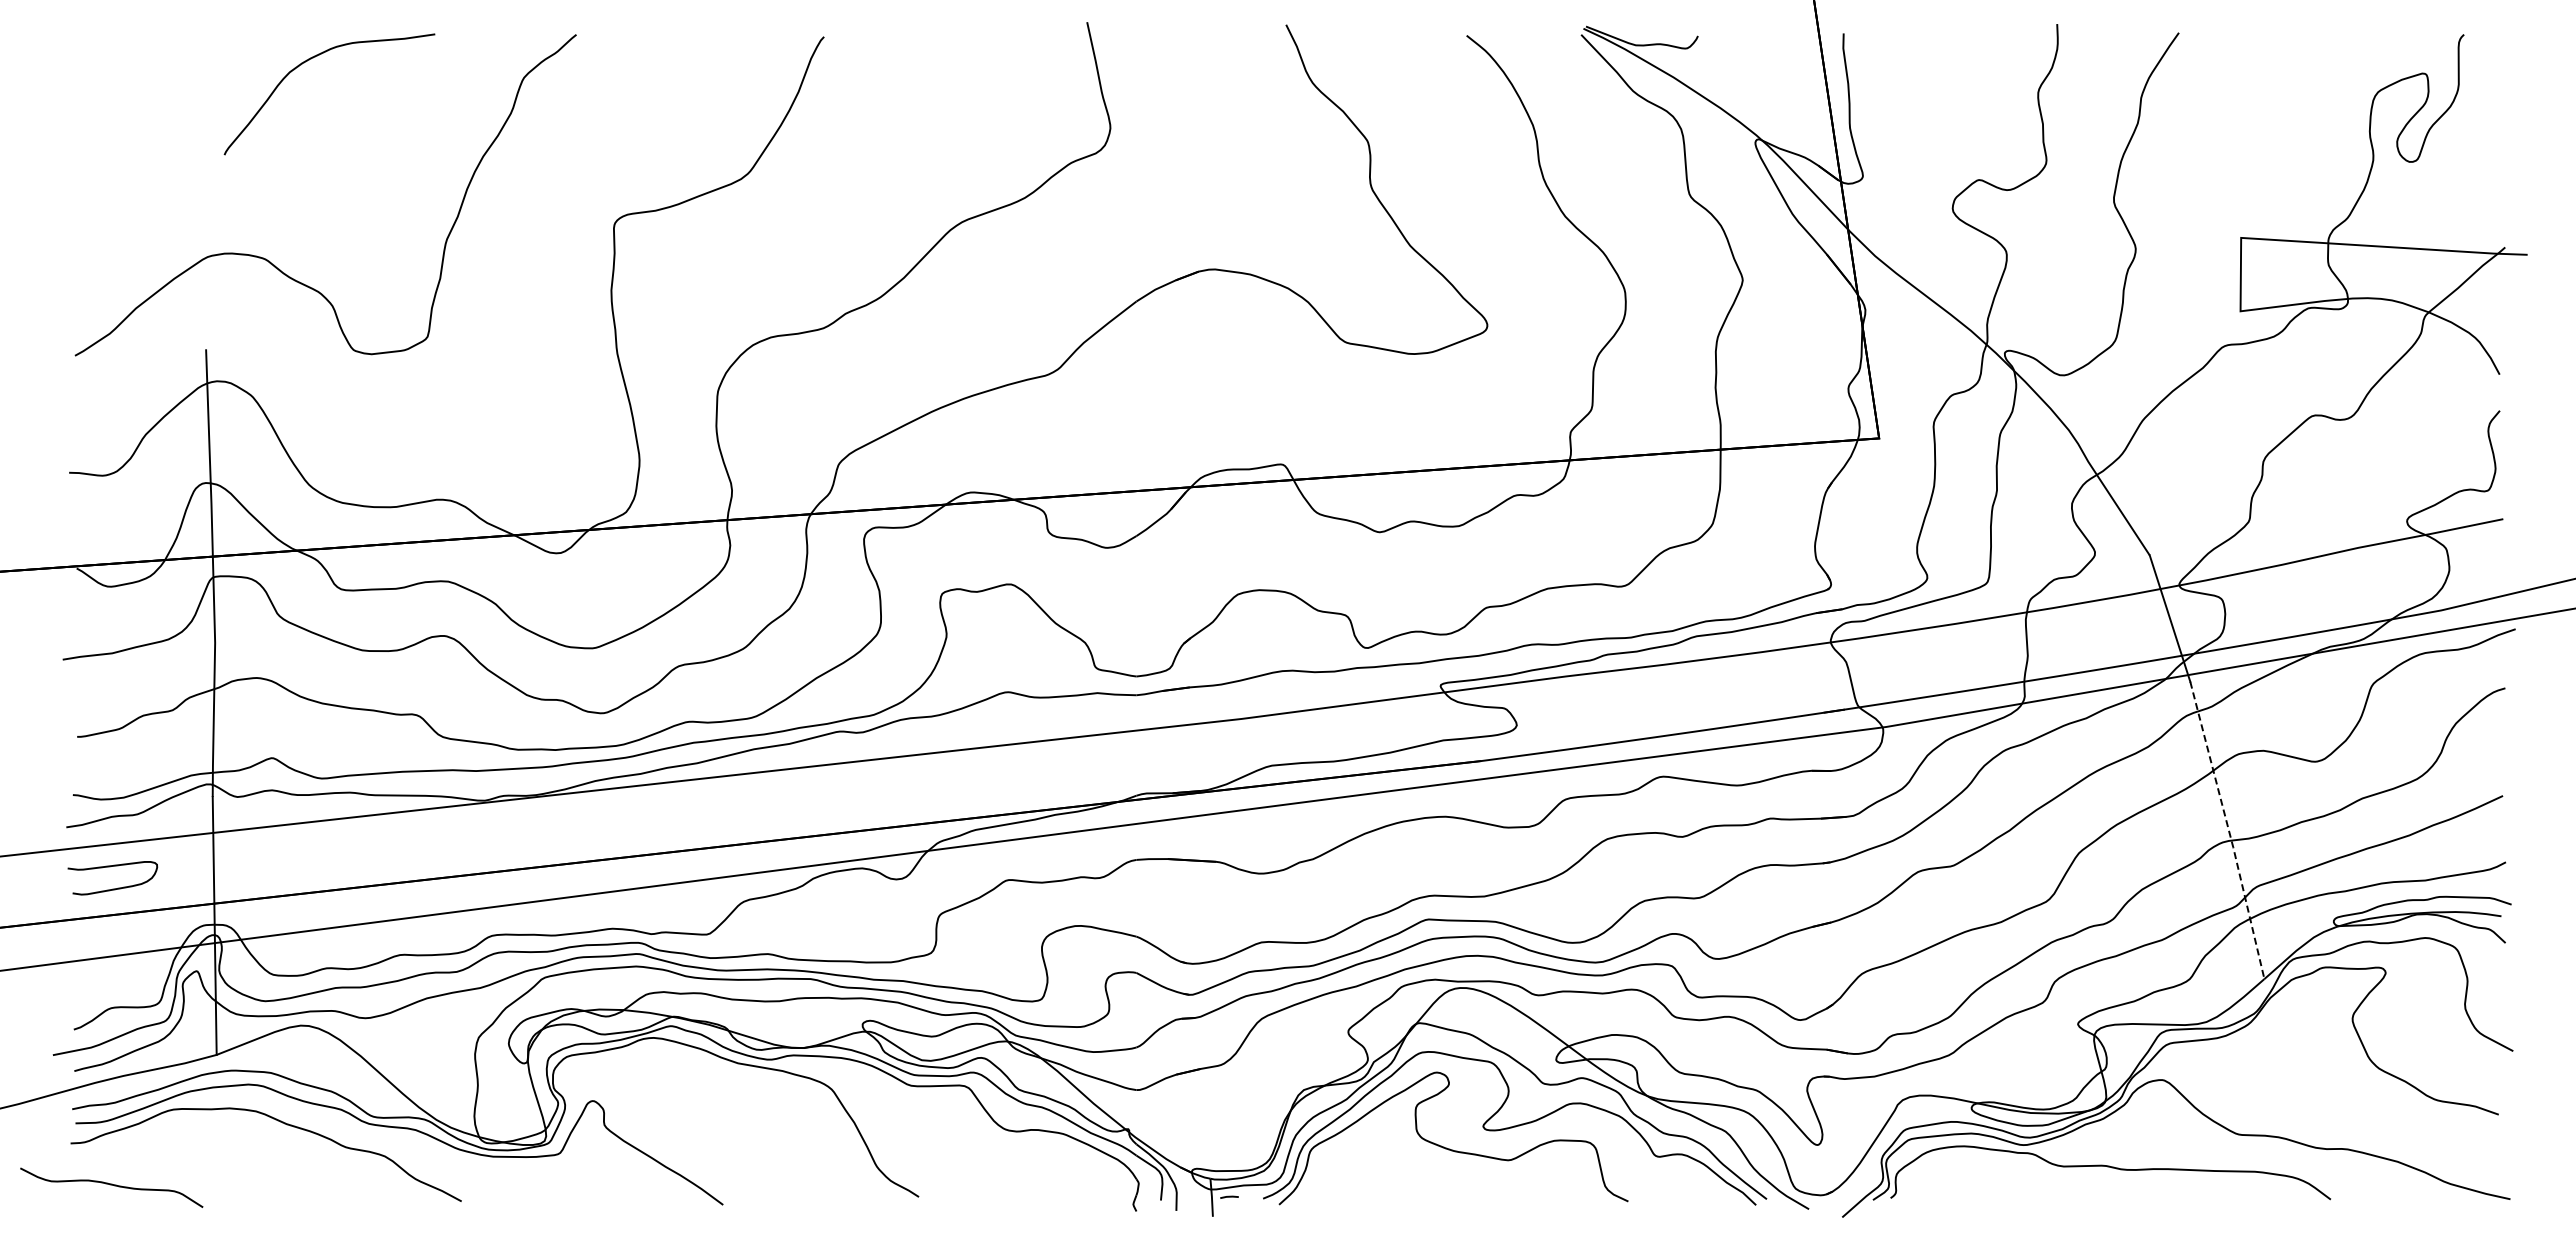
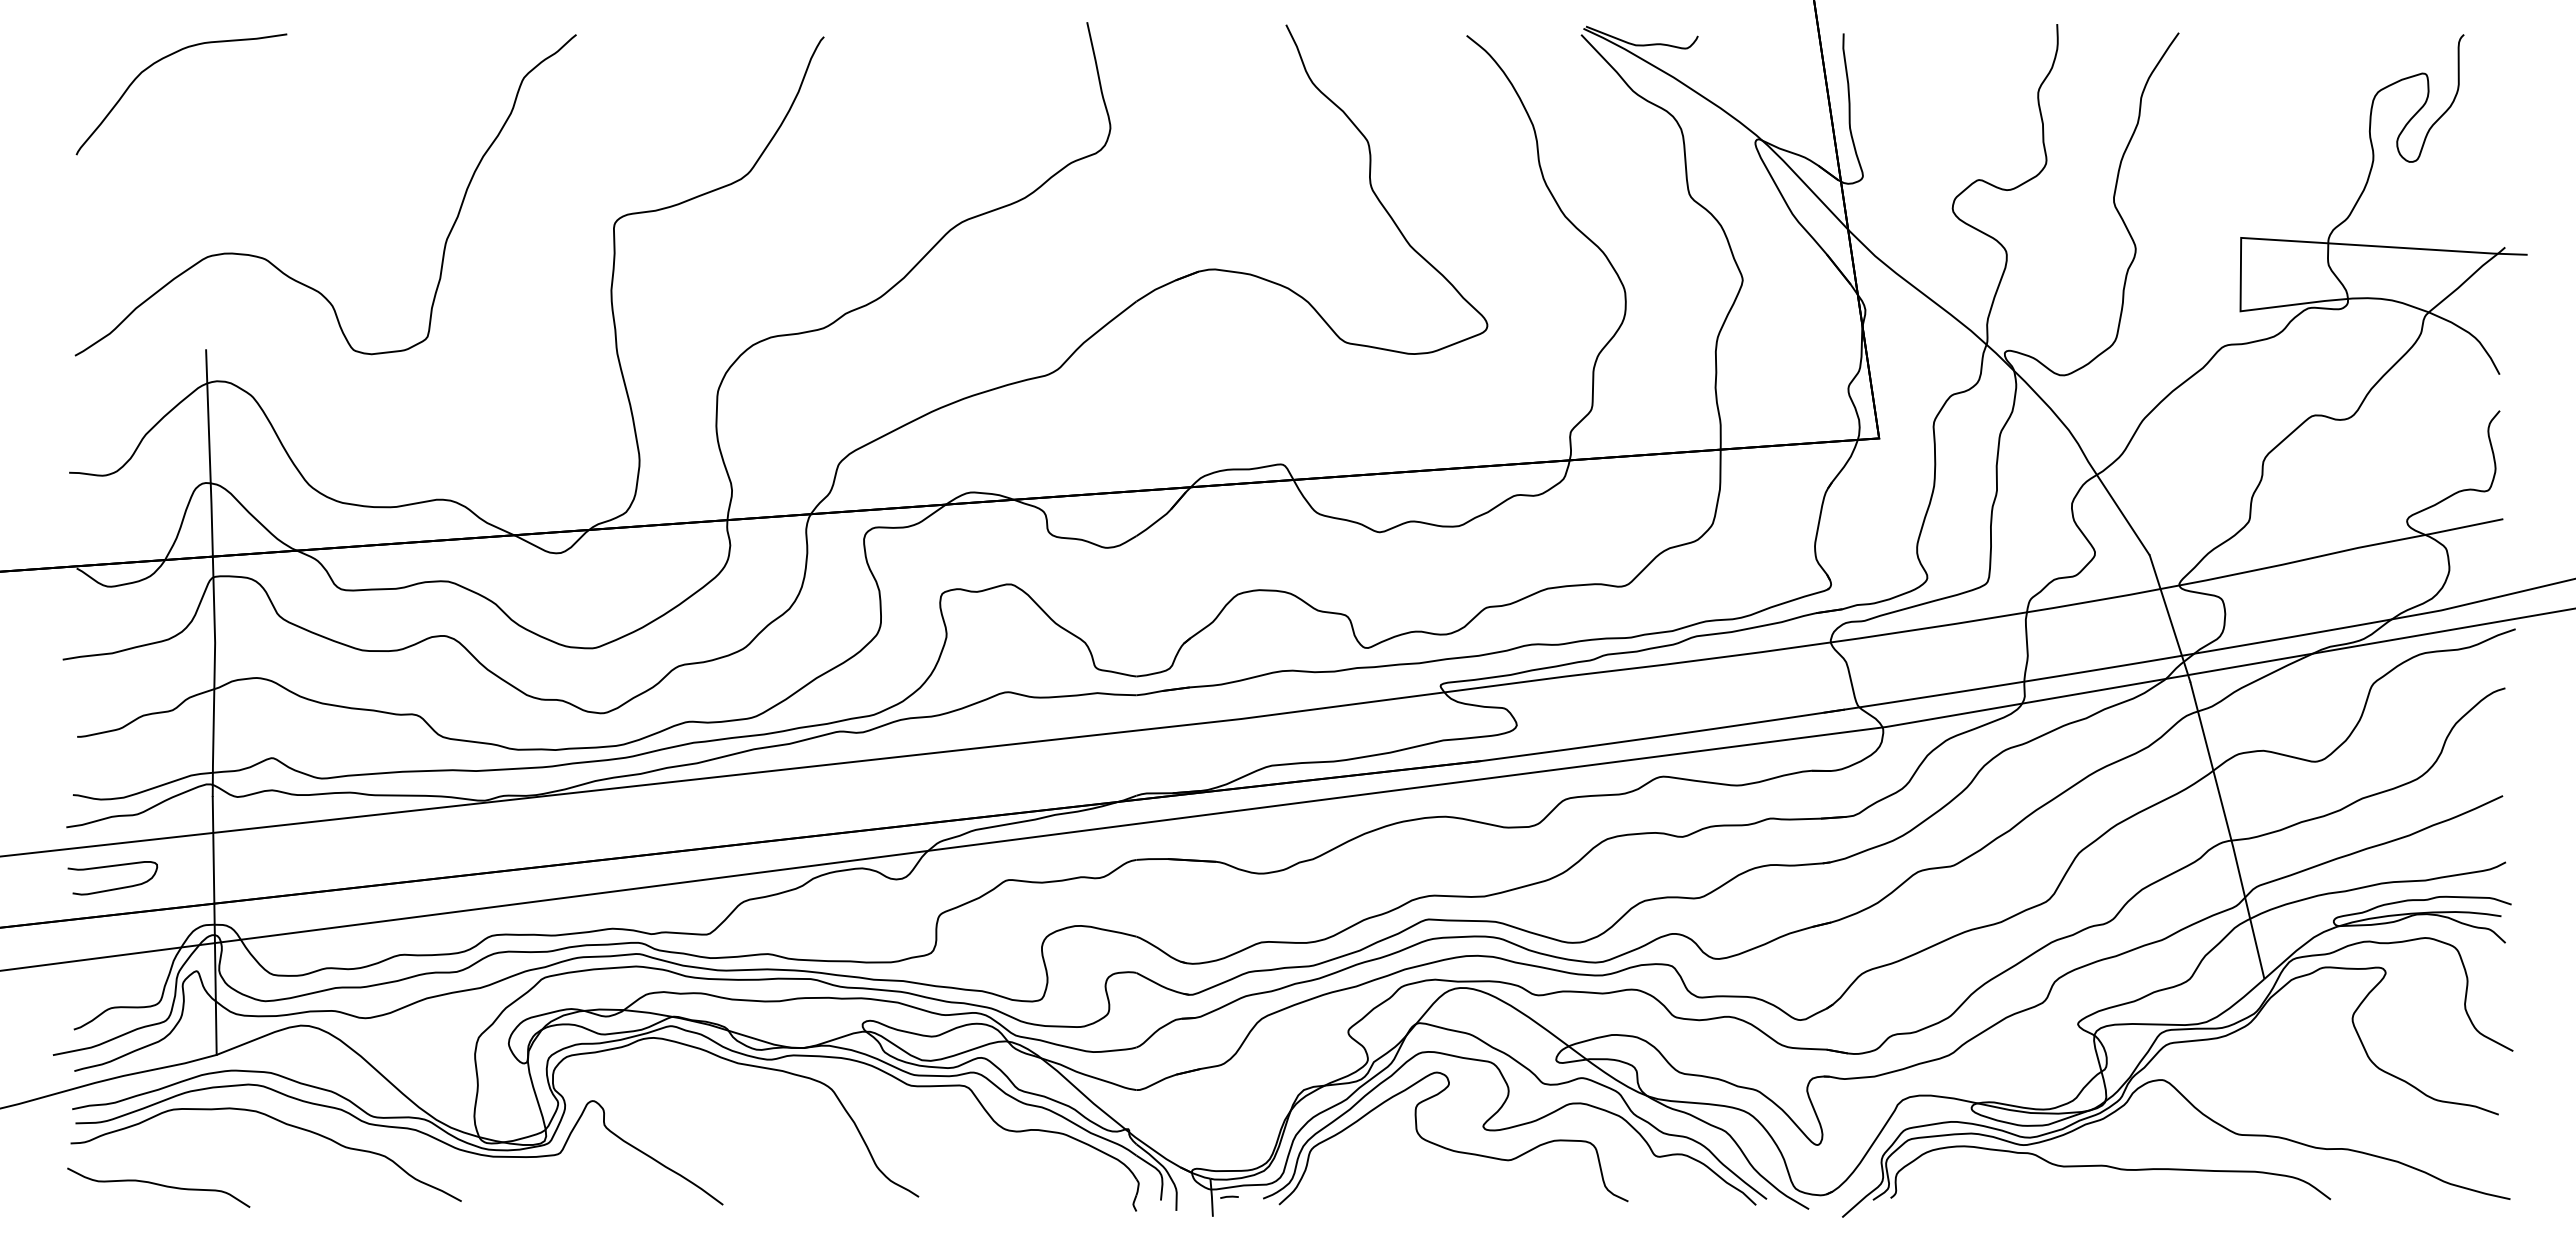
curve position: (311, 59) -> (163, 59) (163, 59)
line: dashed -> solid (2228, 830)
curve position: (111, 1185) -> (158, 1185) (158, 1185)
